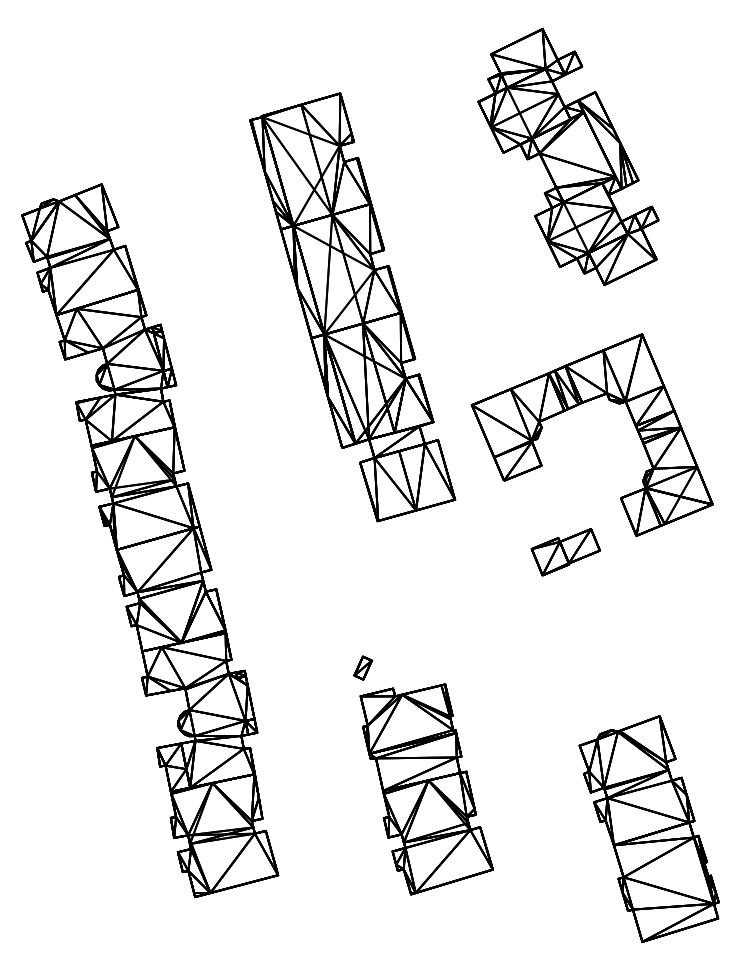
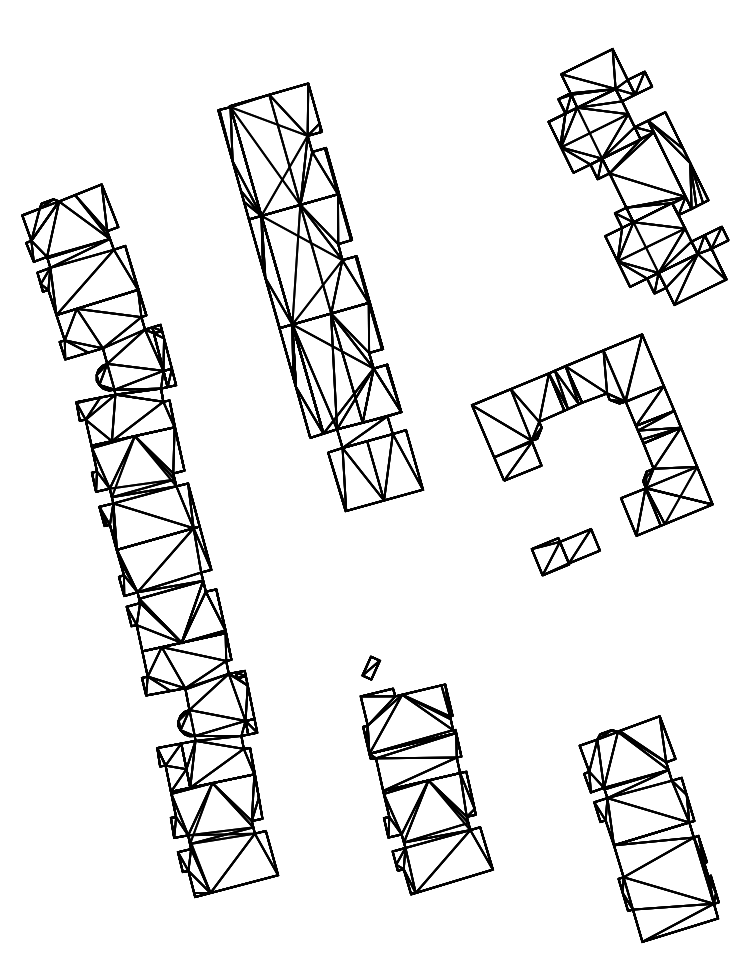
part position: (568, 156) -> (638, 176) (638, 176)
part position: (352, 307) -> (320, 297) (320, 297)
part position: (363, 667) -> (371, 667) (371, 667)
